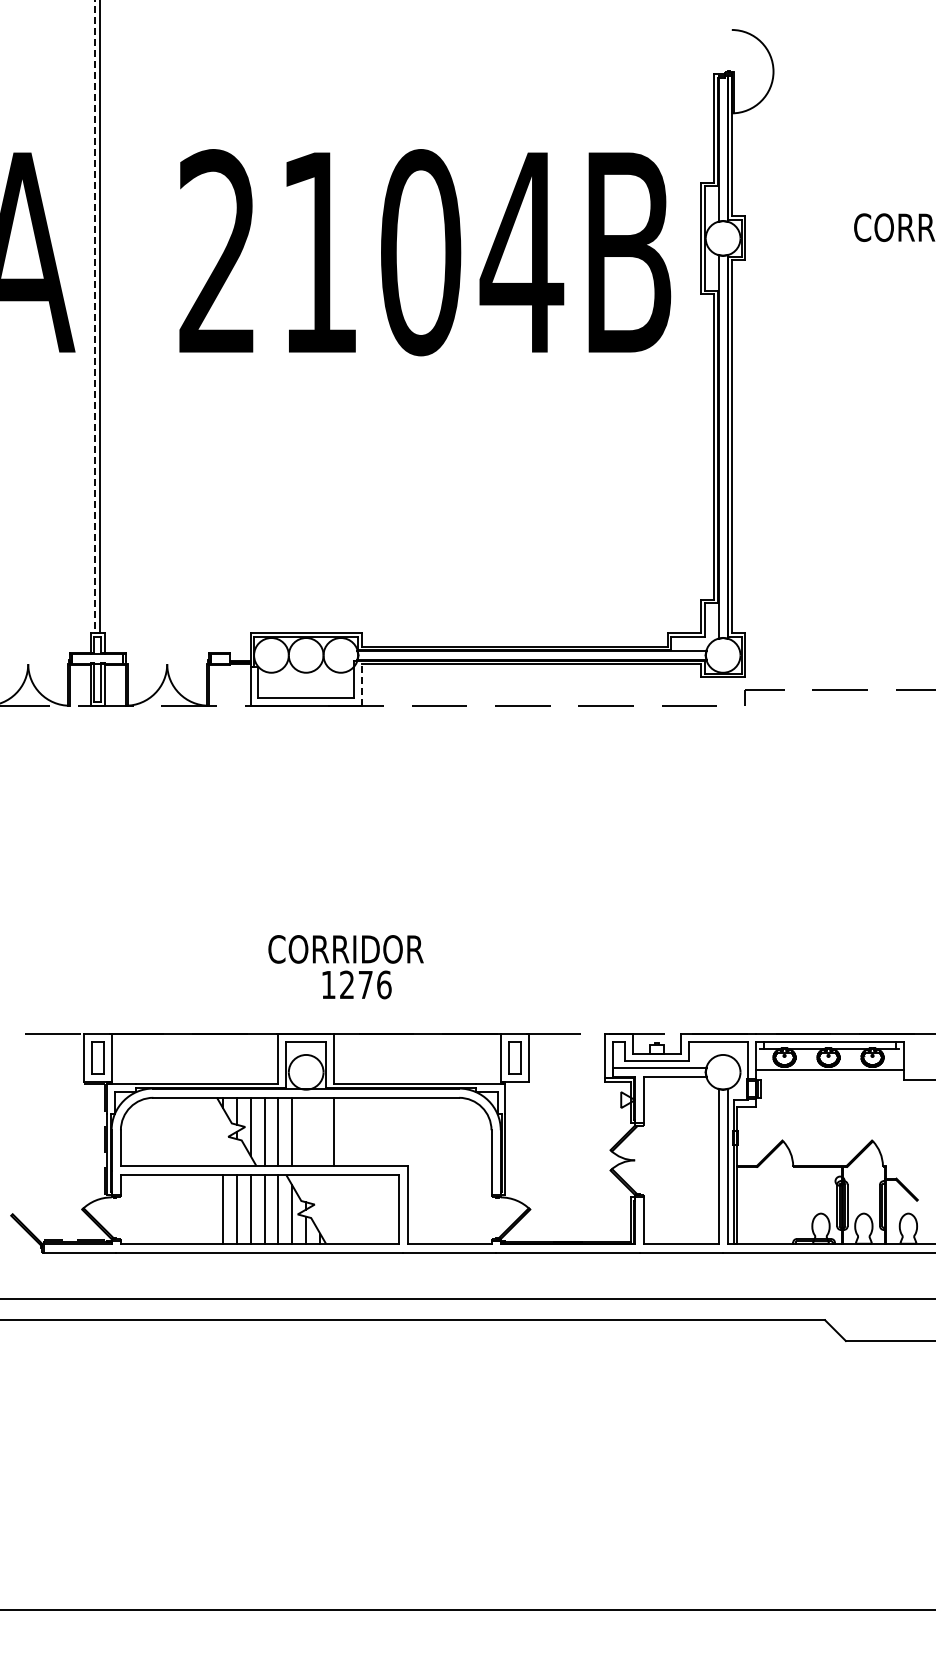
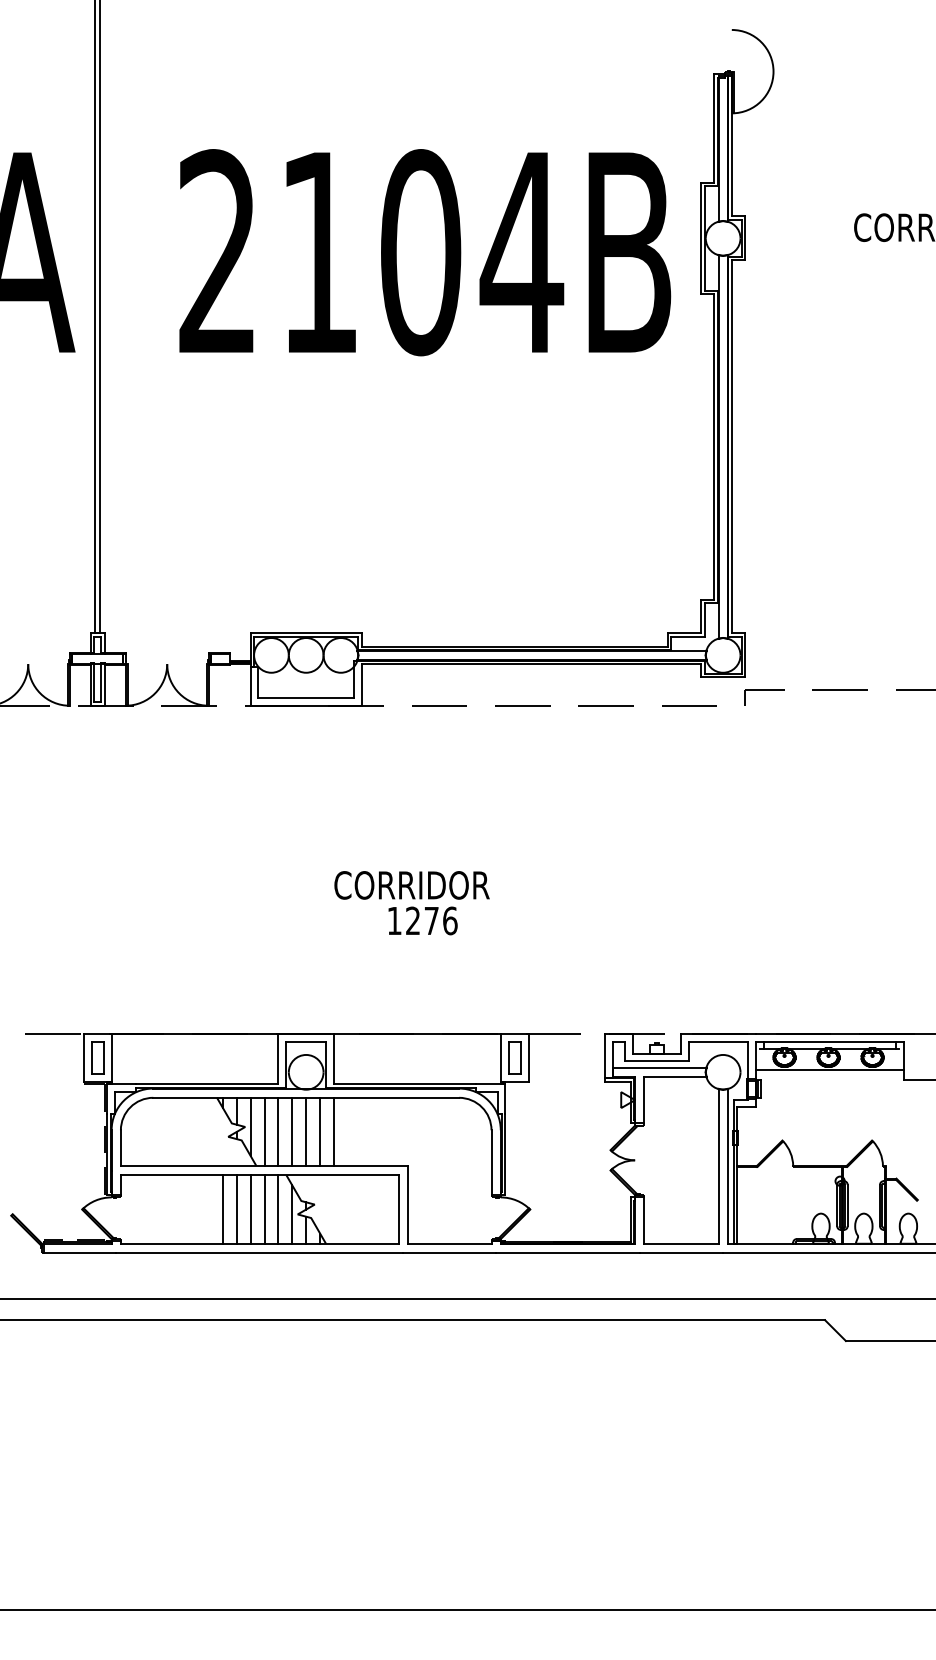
line: dashed -> solid (95, 316)
line: dashed -> solid (361, 684)
text position: (345, 967) -> (411, 903) (411, 903)
line: none -> present (306, 1131)
line: none -> present (320, 1131)
